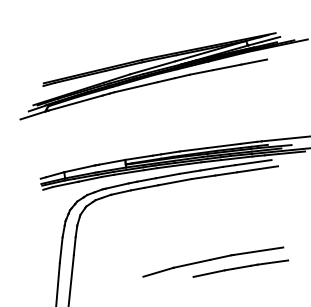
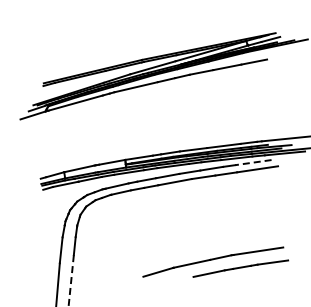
line: solid -> dashed (252, 162)
line: solid -> dashed (71, 280)
